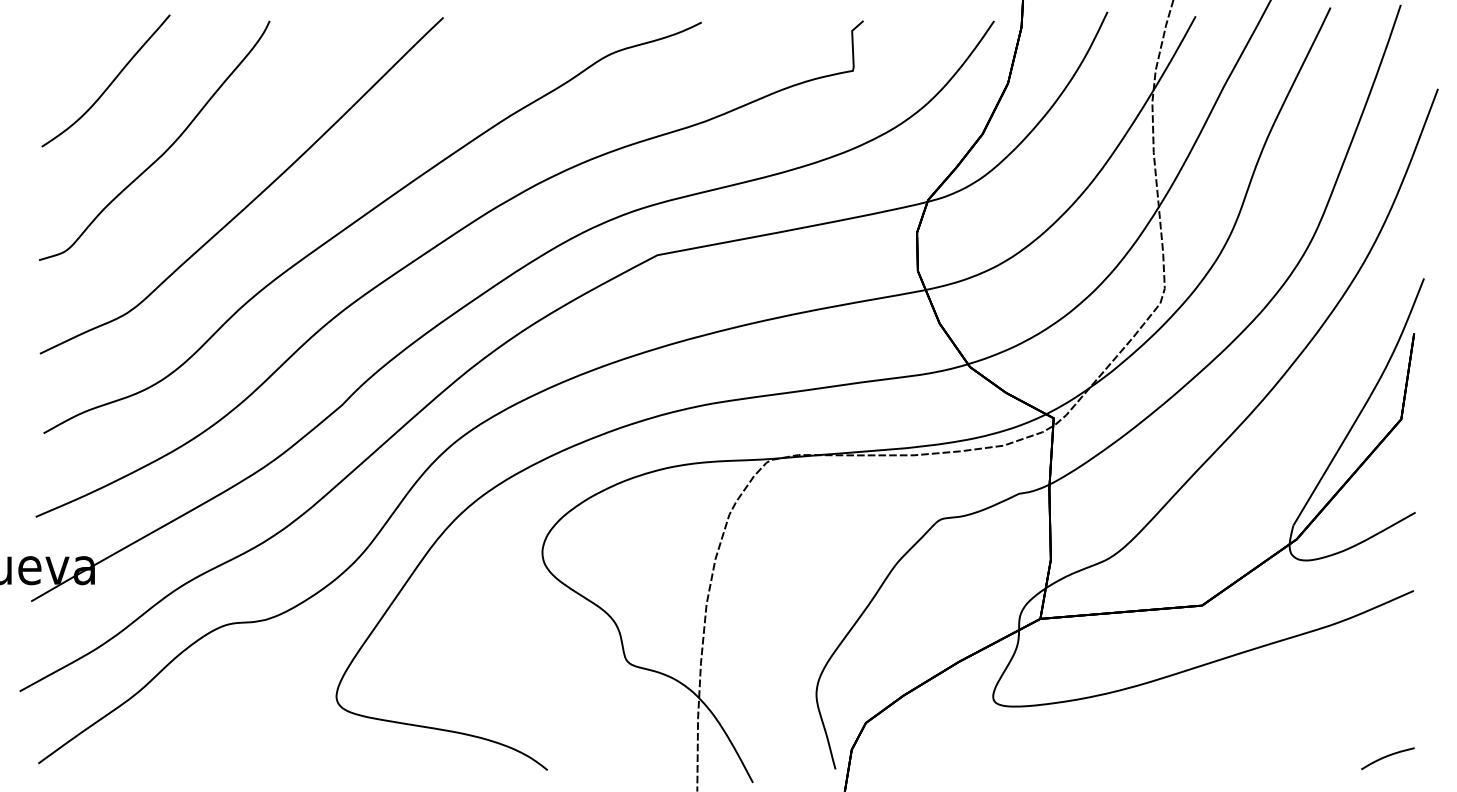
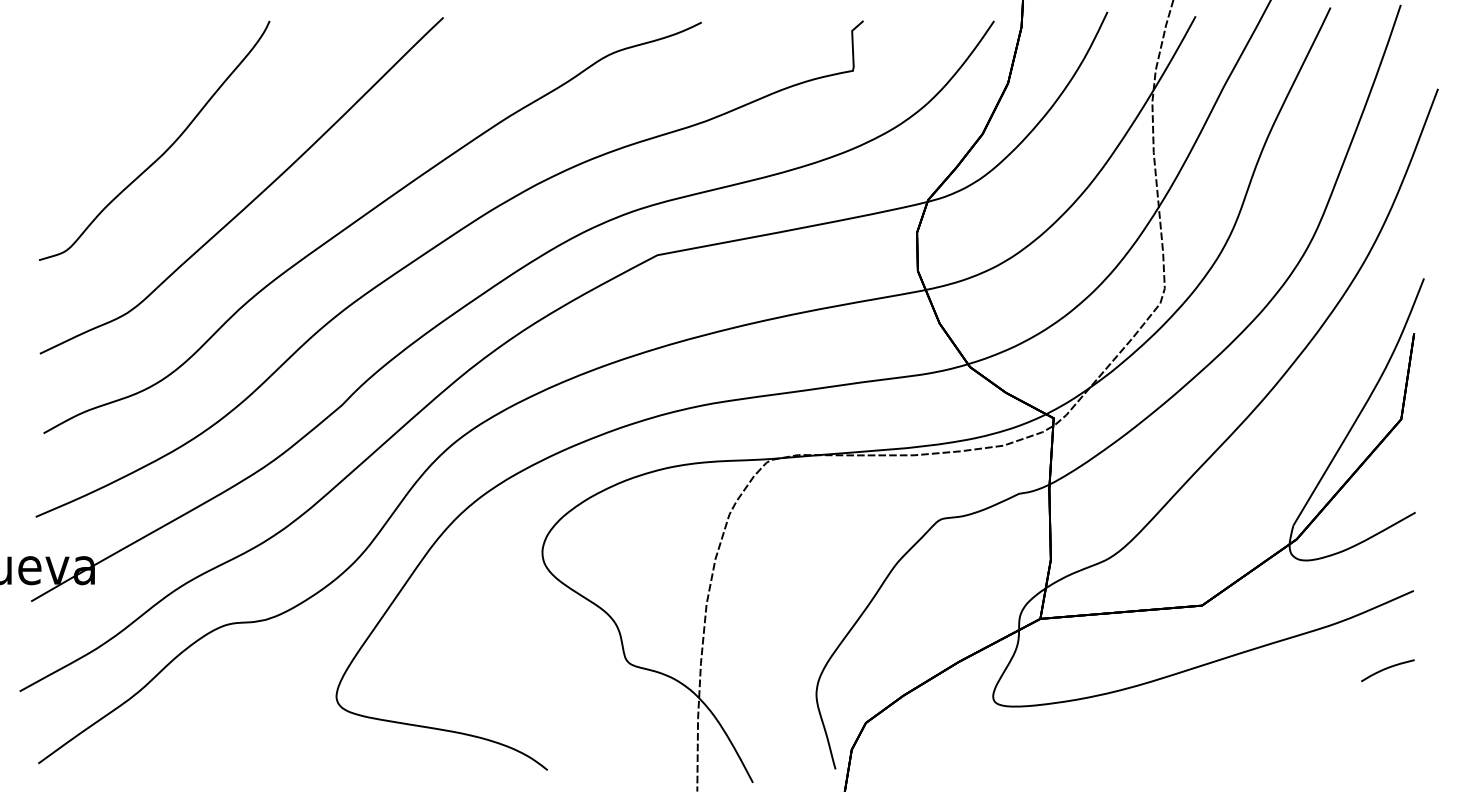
curve: present -> none (109, 84)
curve position: (1387, 757) -> (1387, 669) (1387, 669)
